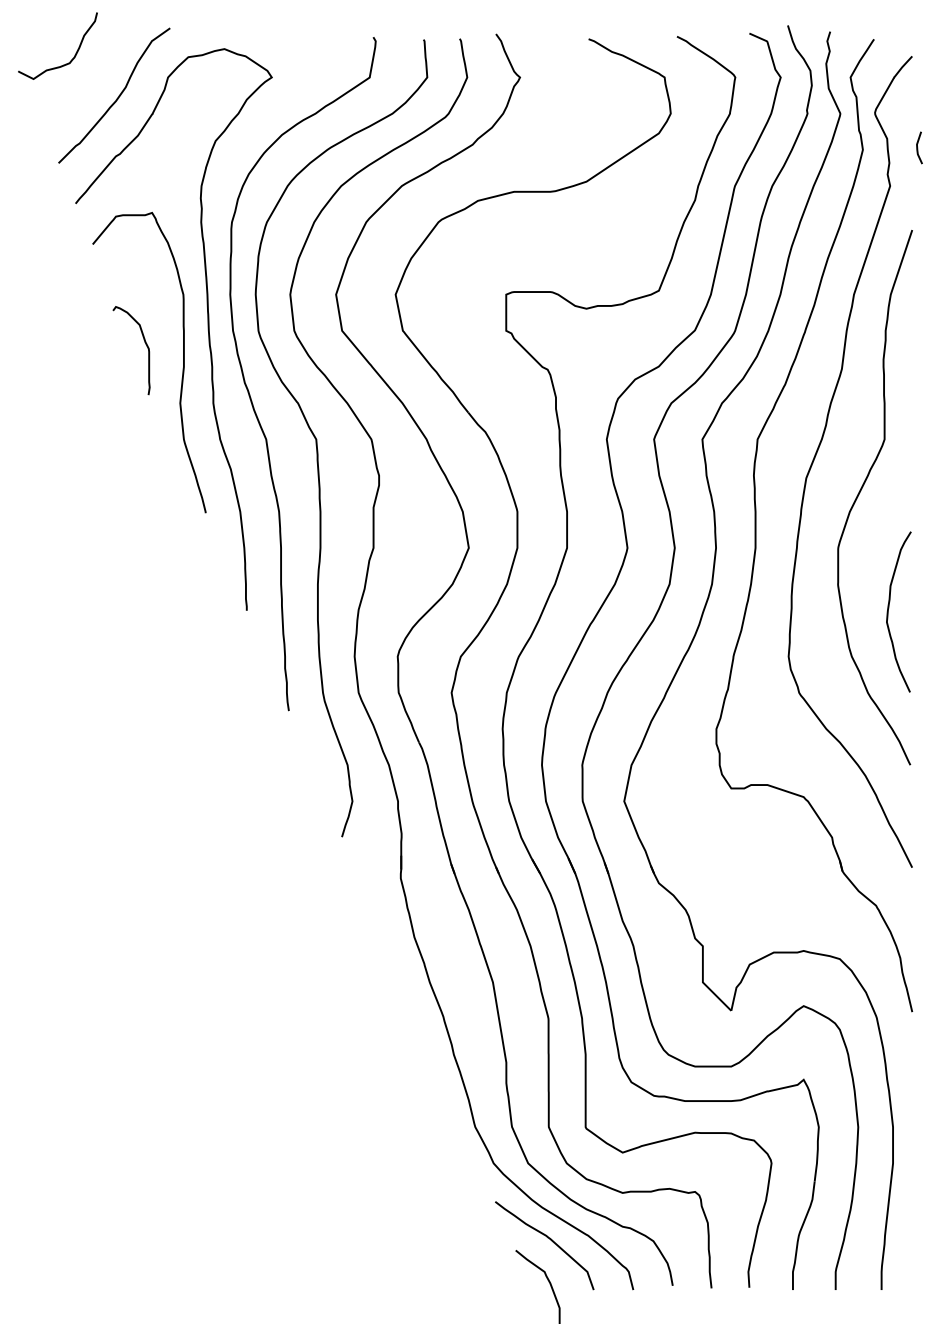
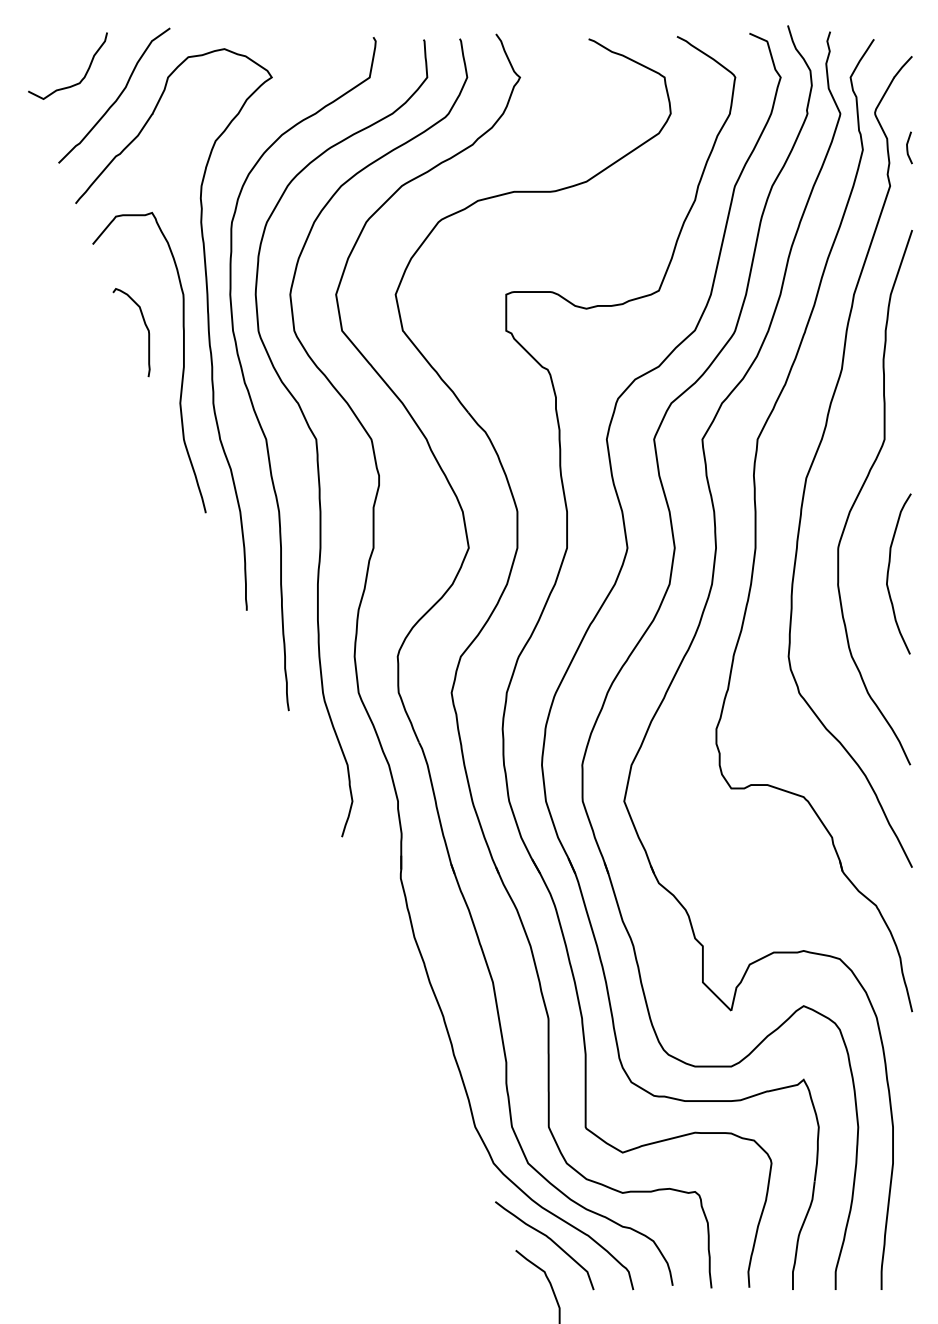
curve position: (75, 53) -> (85, 73) (85, 73)
line position: (918, 147) -> (908, 147) (908, 147)
curve position: (145, 344) -> (145, 326) (145, 326)
curve position: (889, 608) -> (889, 570) (889, 570)
